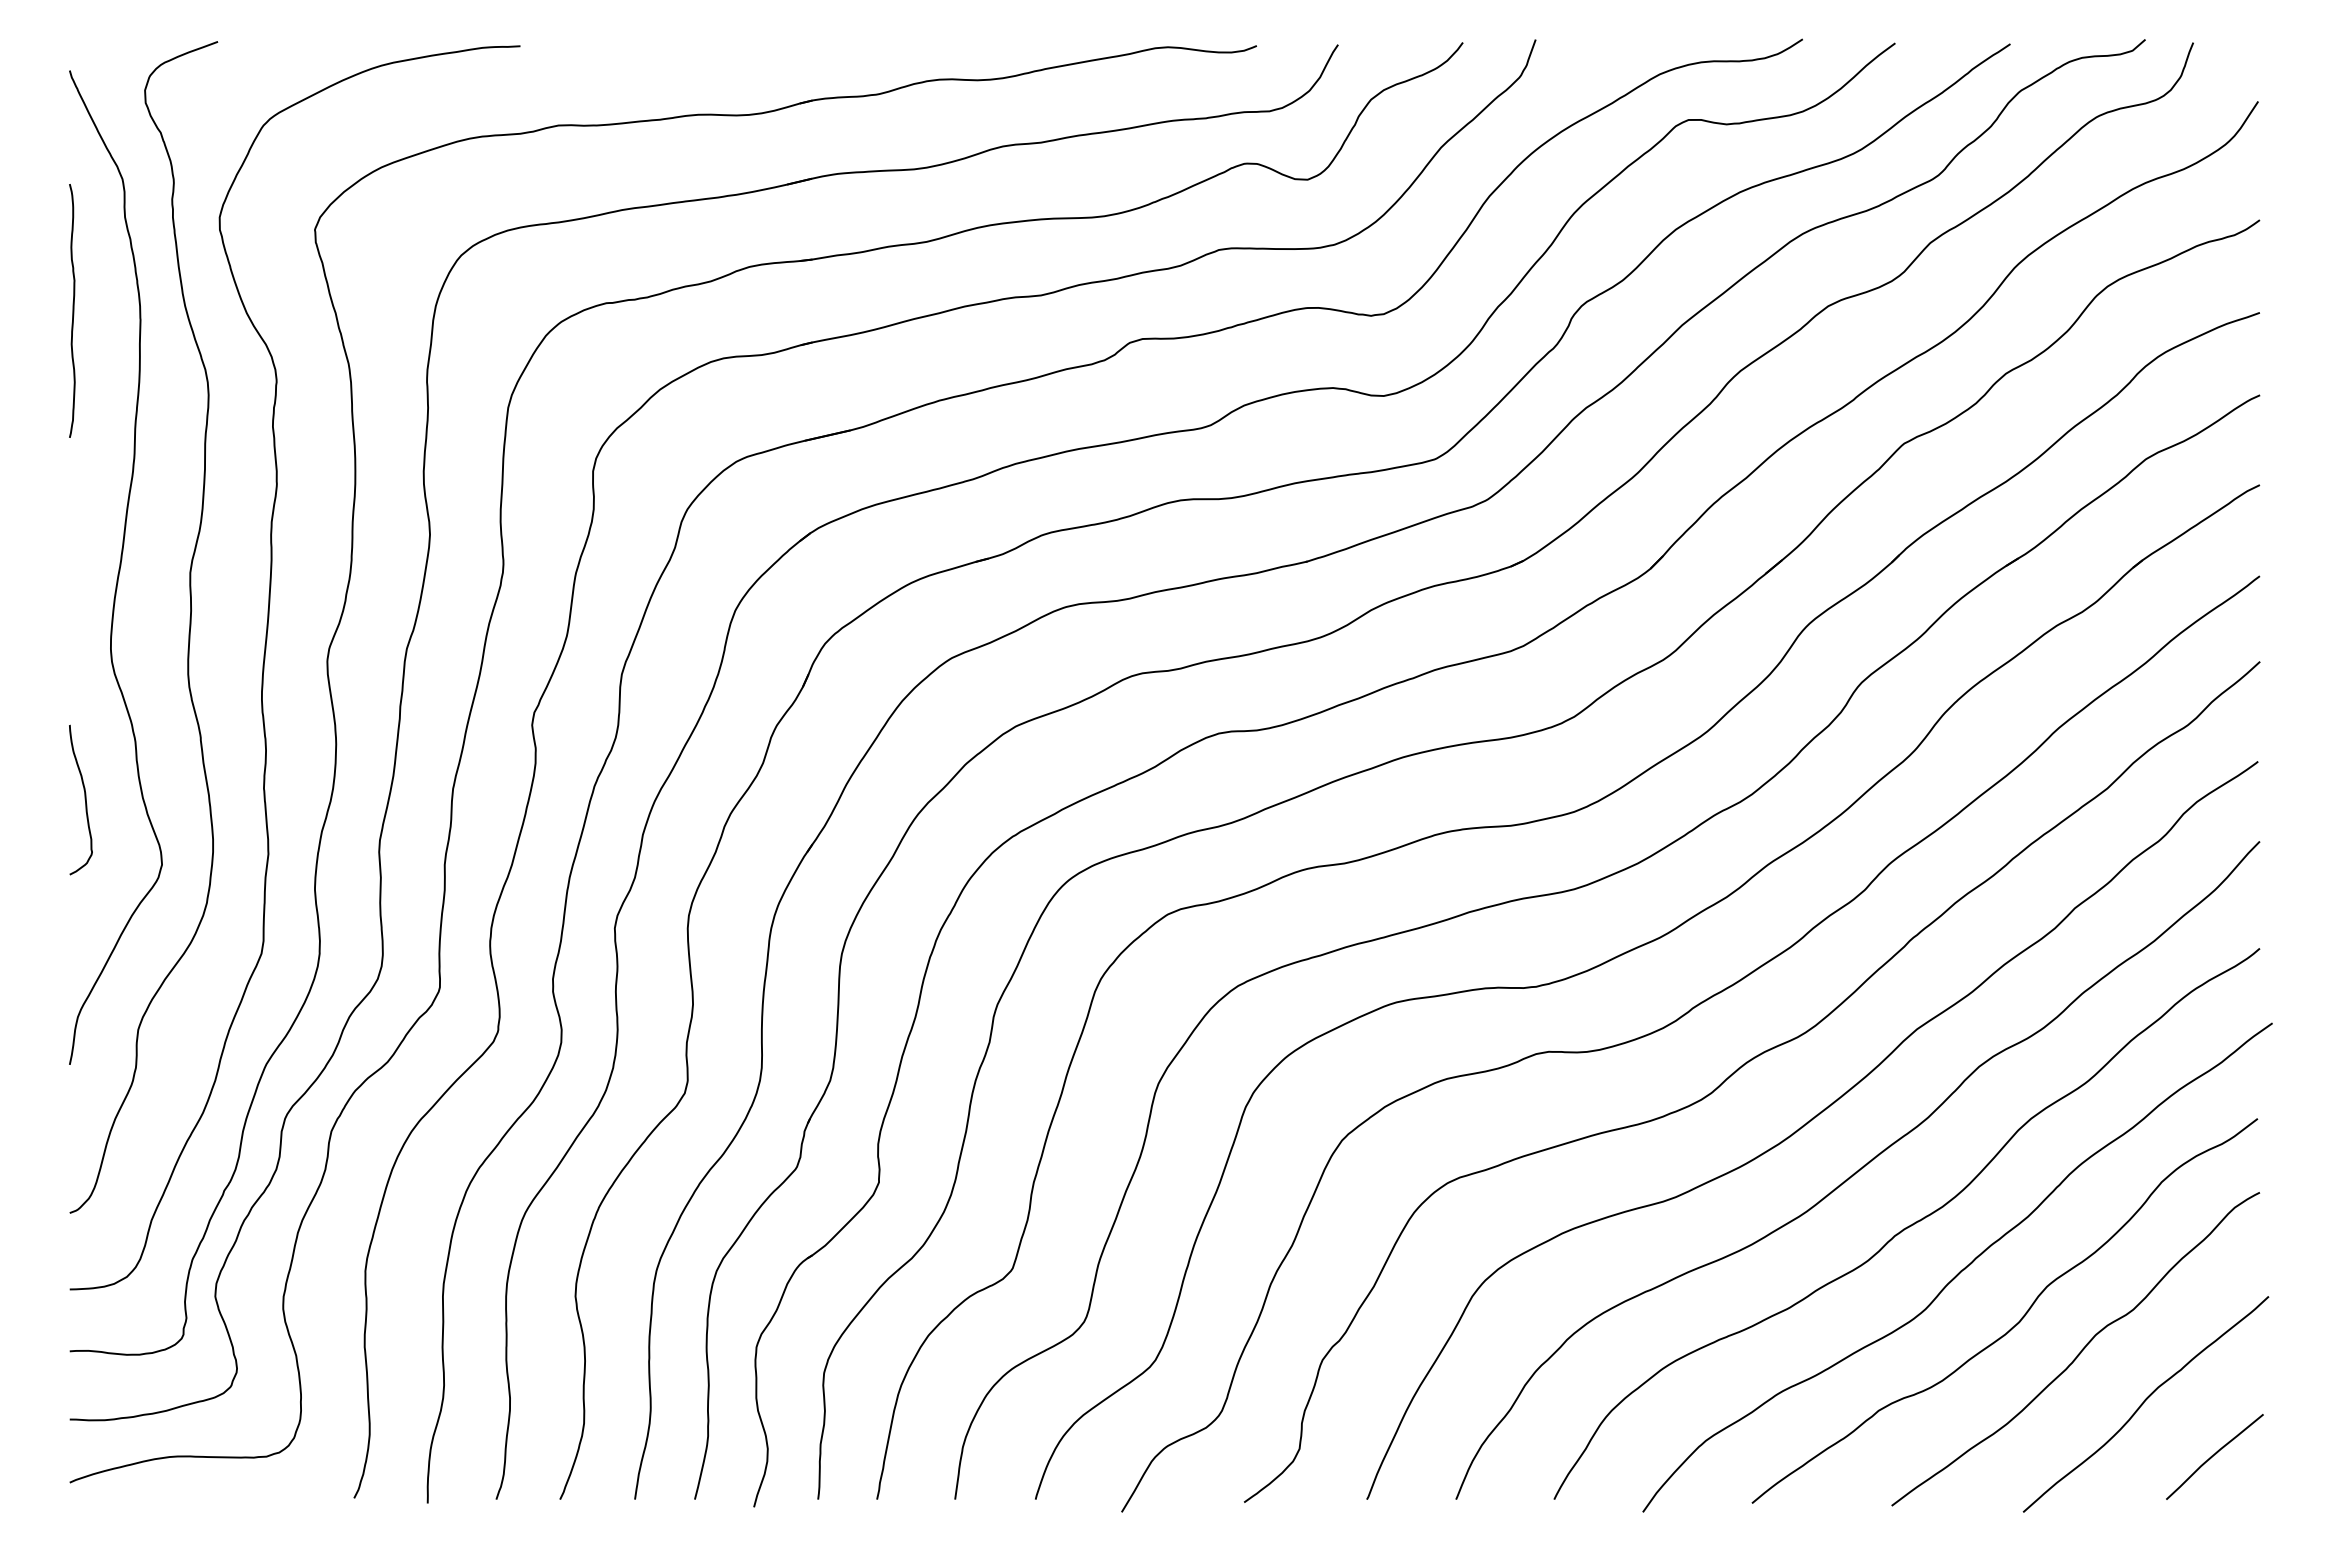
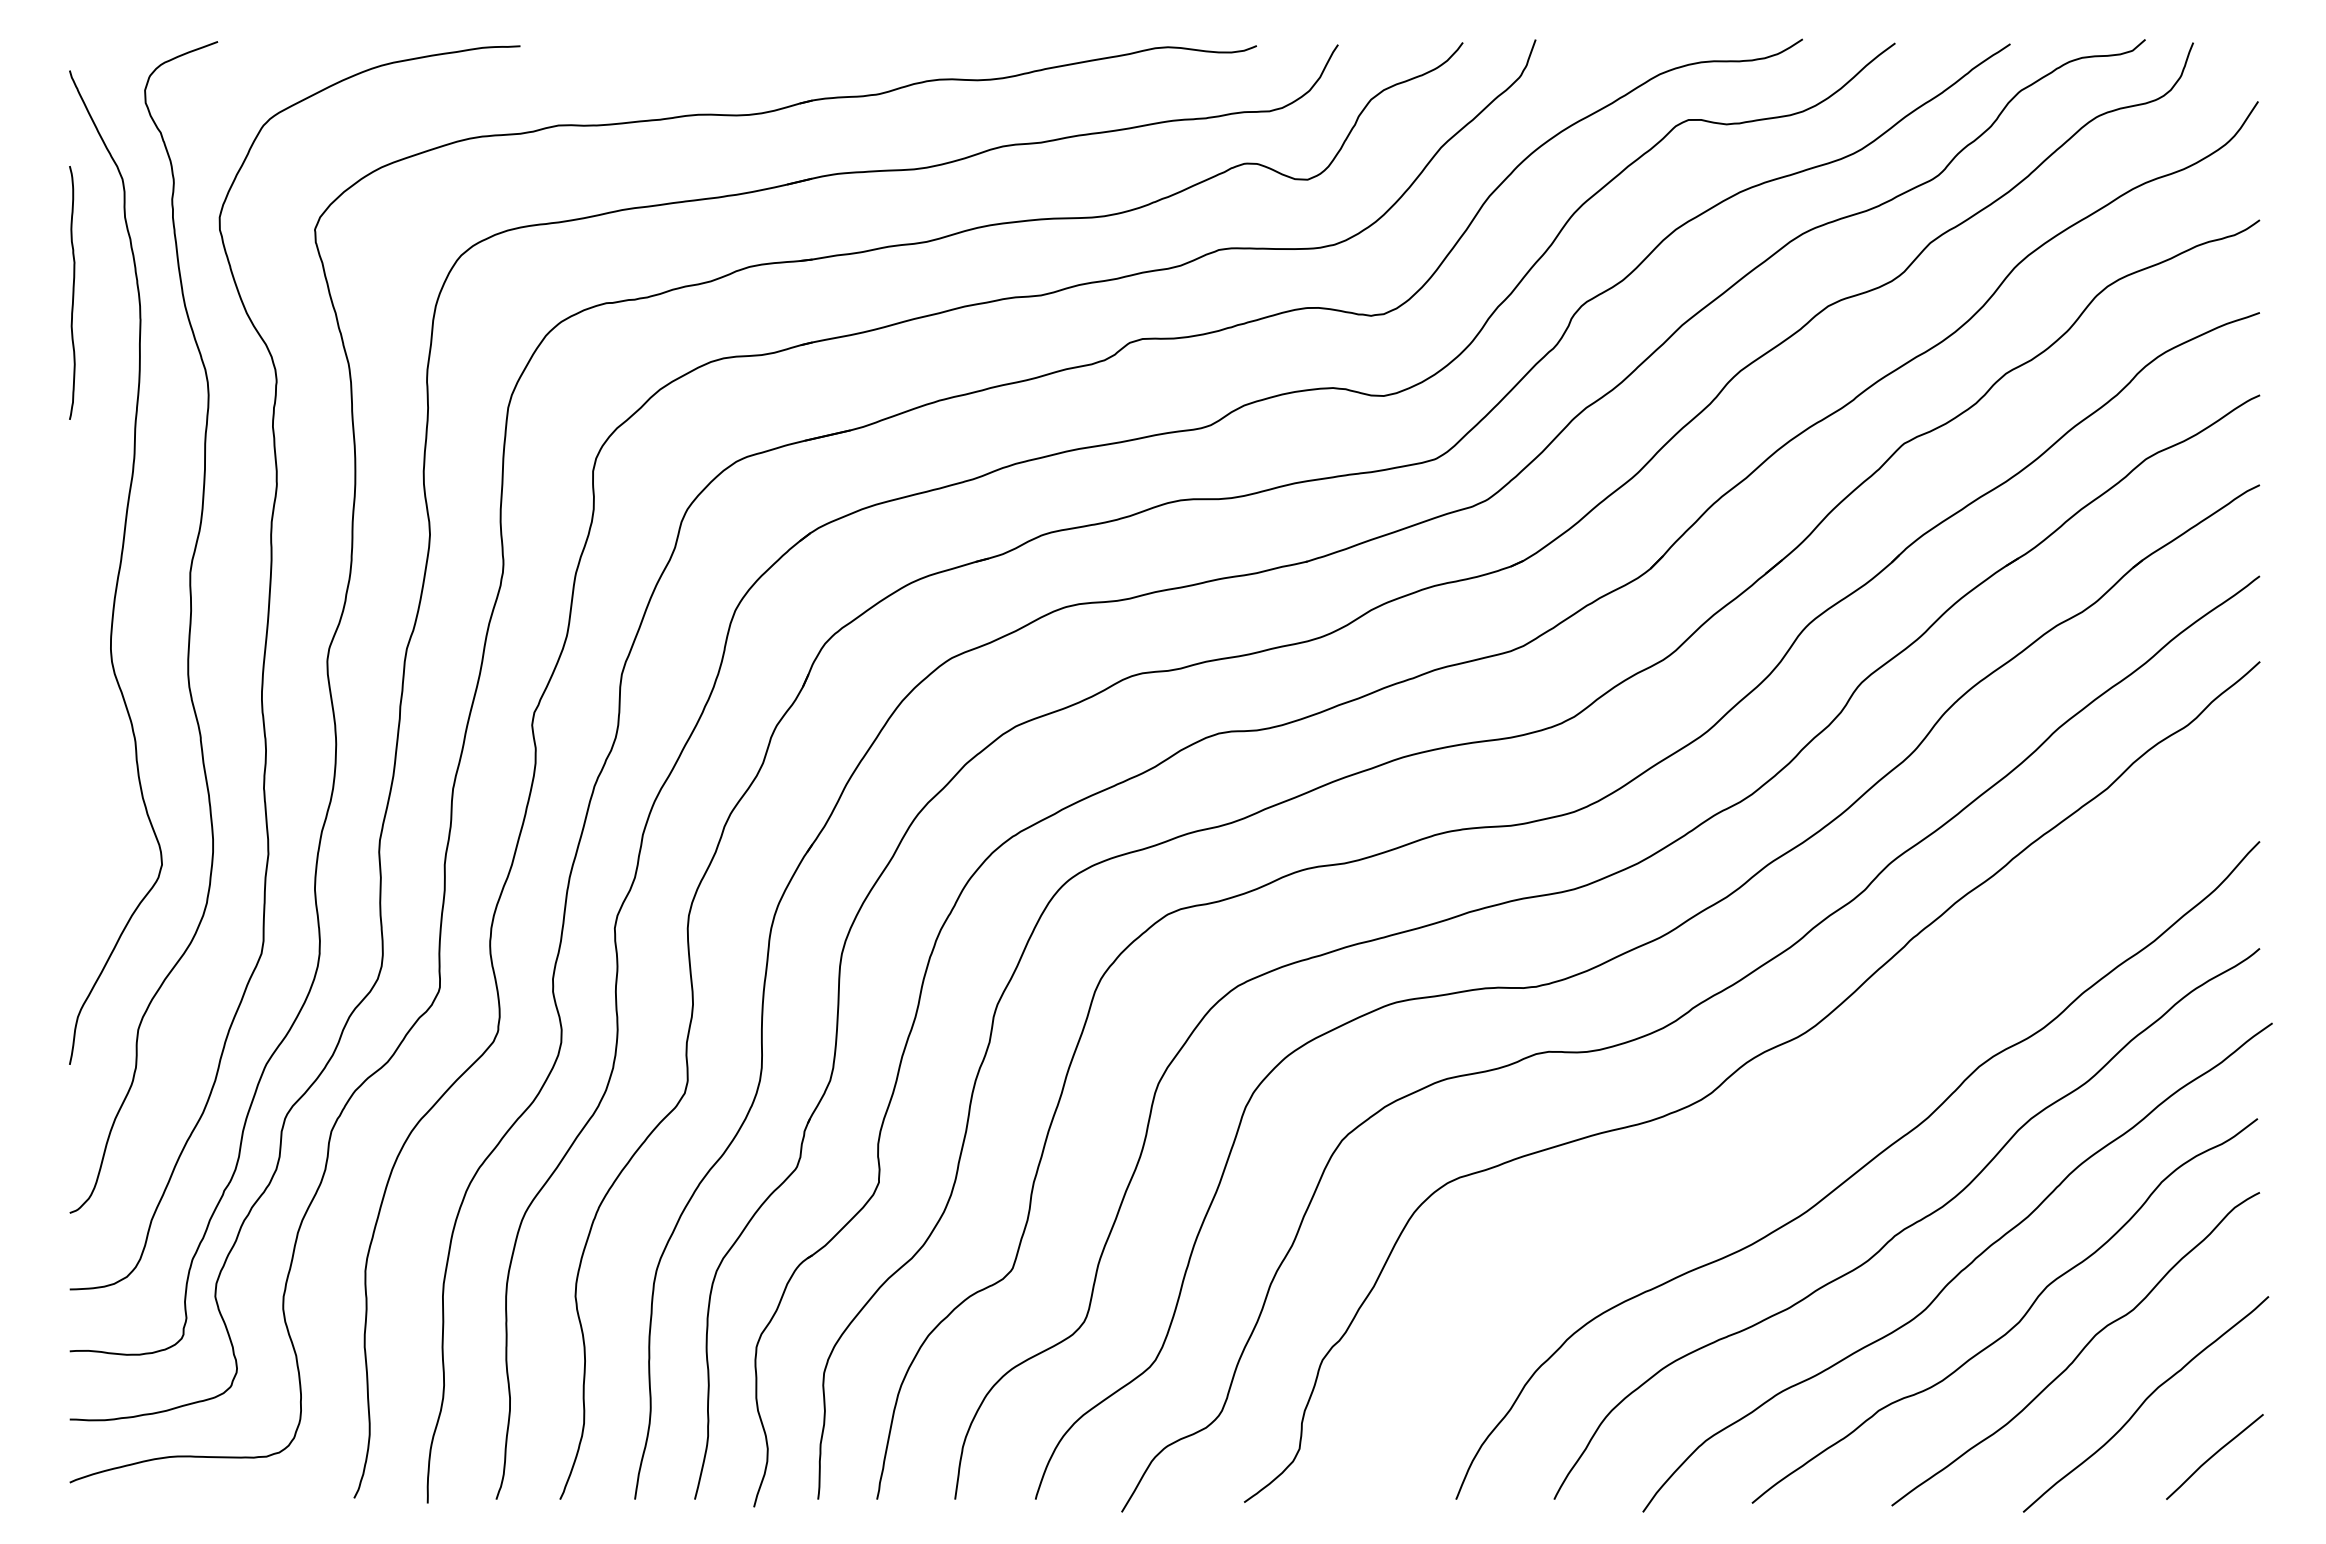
curve position: (72, 310) -> (72, 292) (72, 292)
curve: present -> none (84, 799)
curve: present -> none (1807, 1124)
